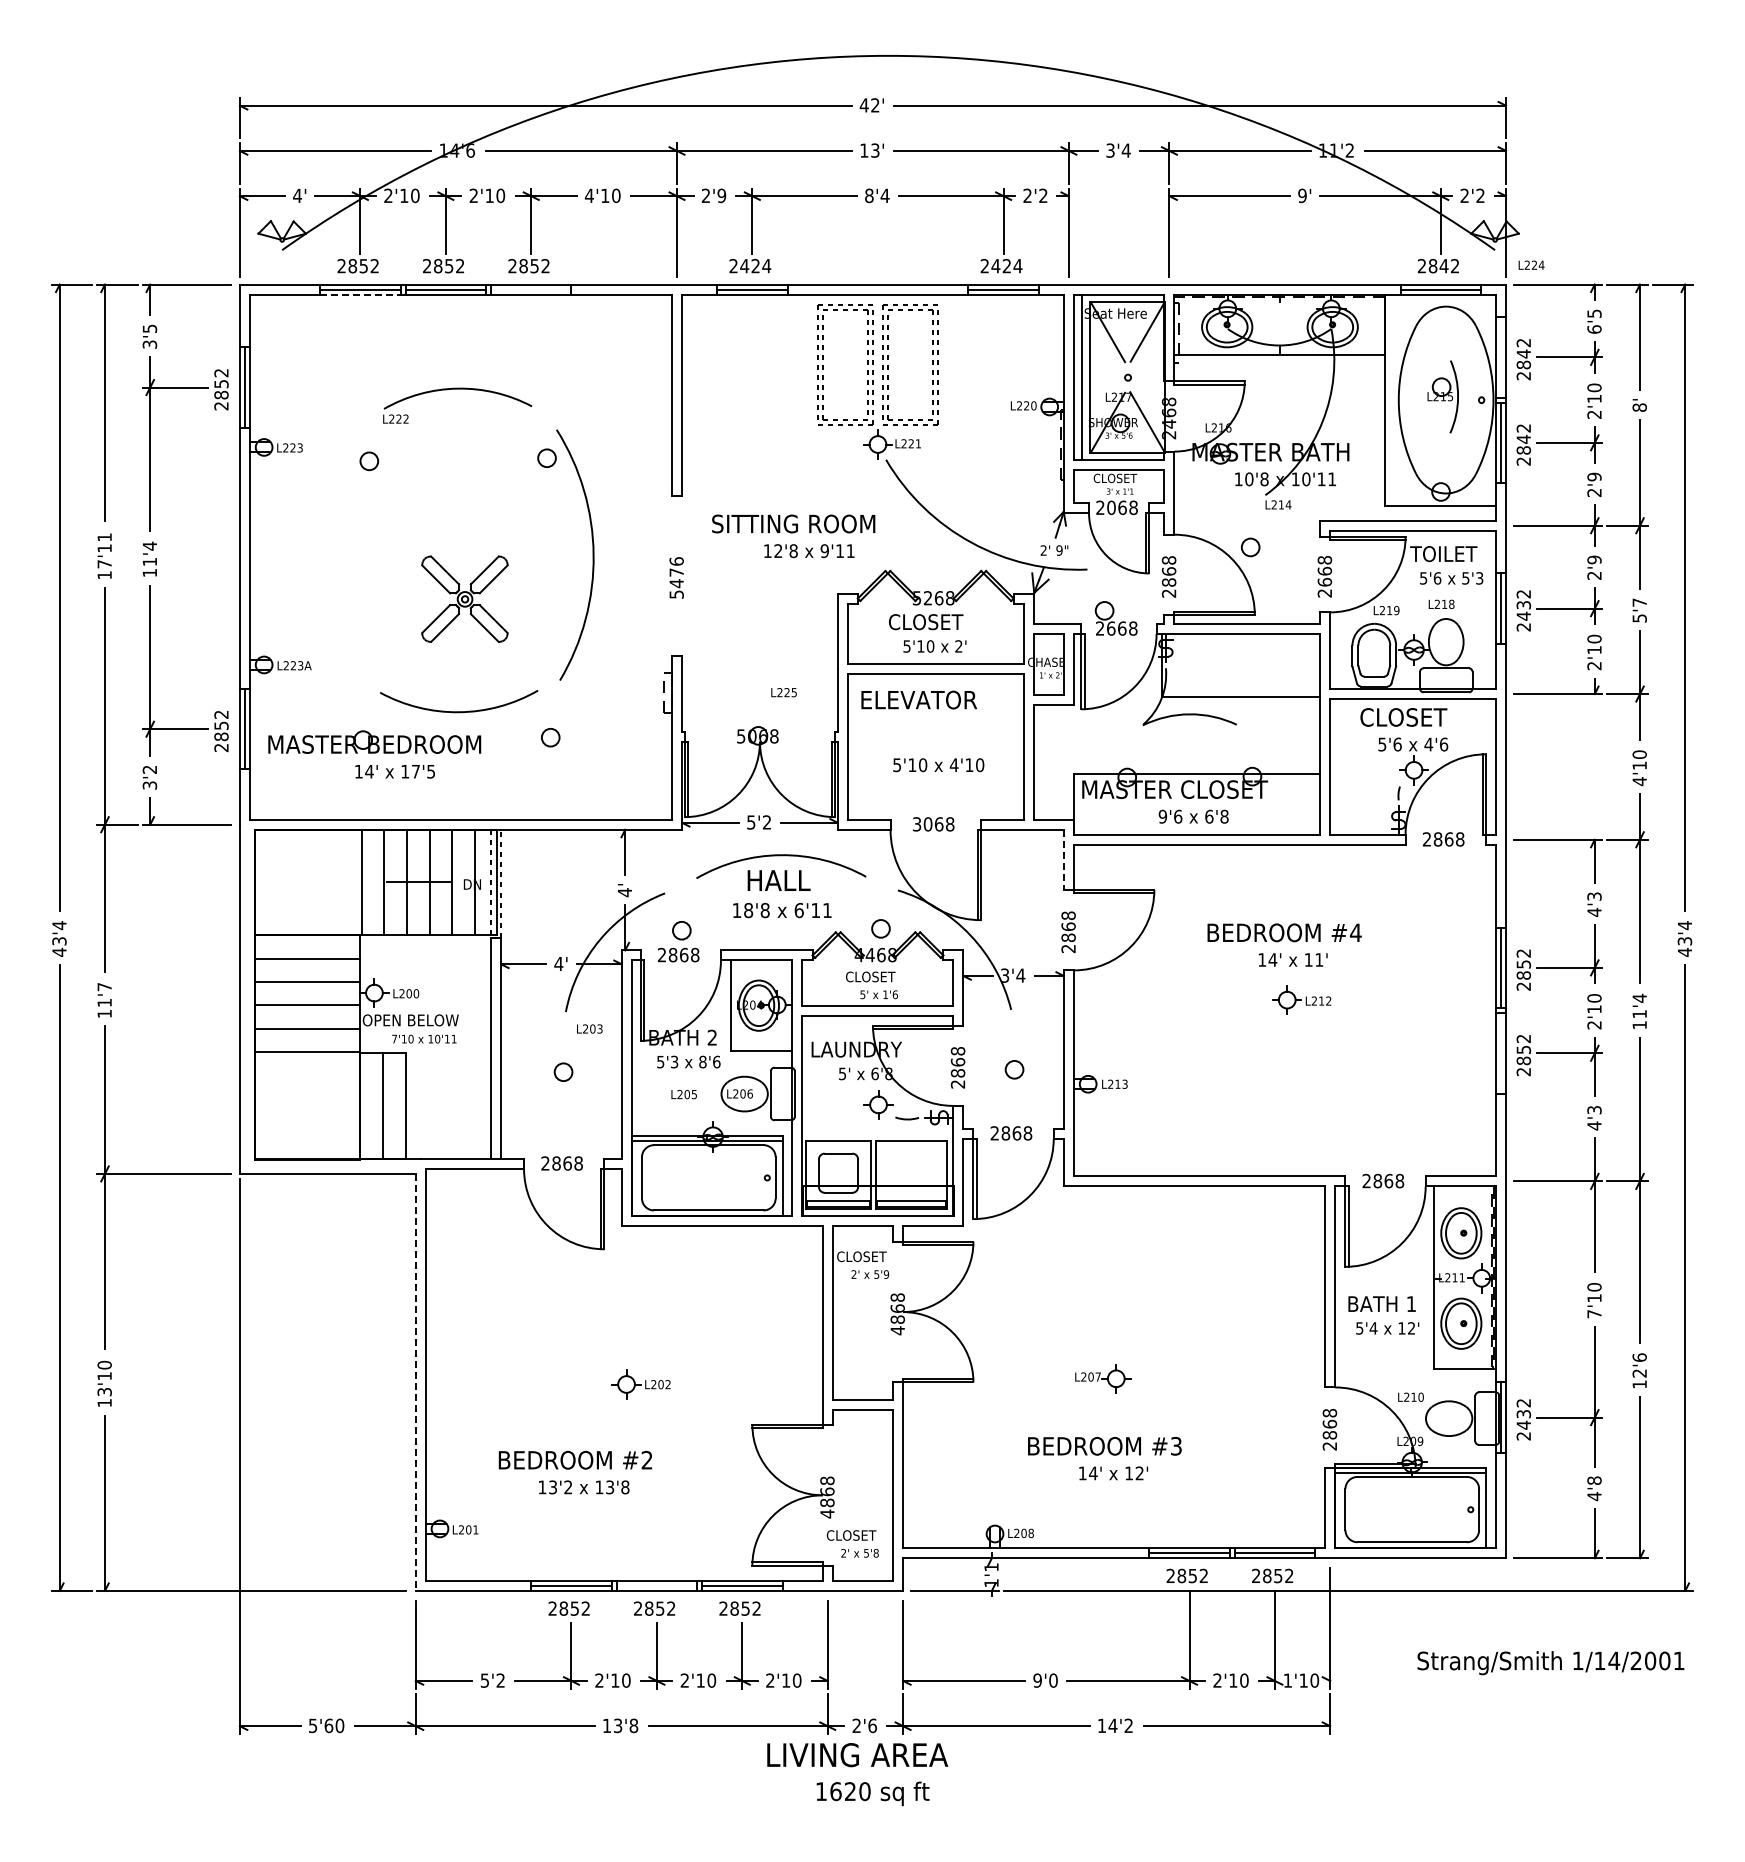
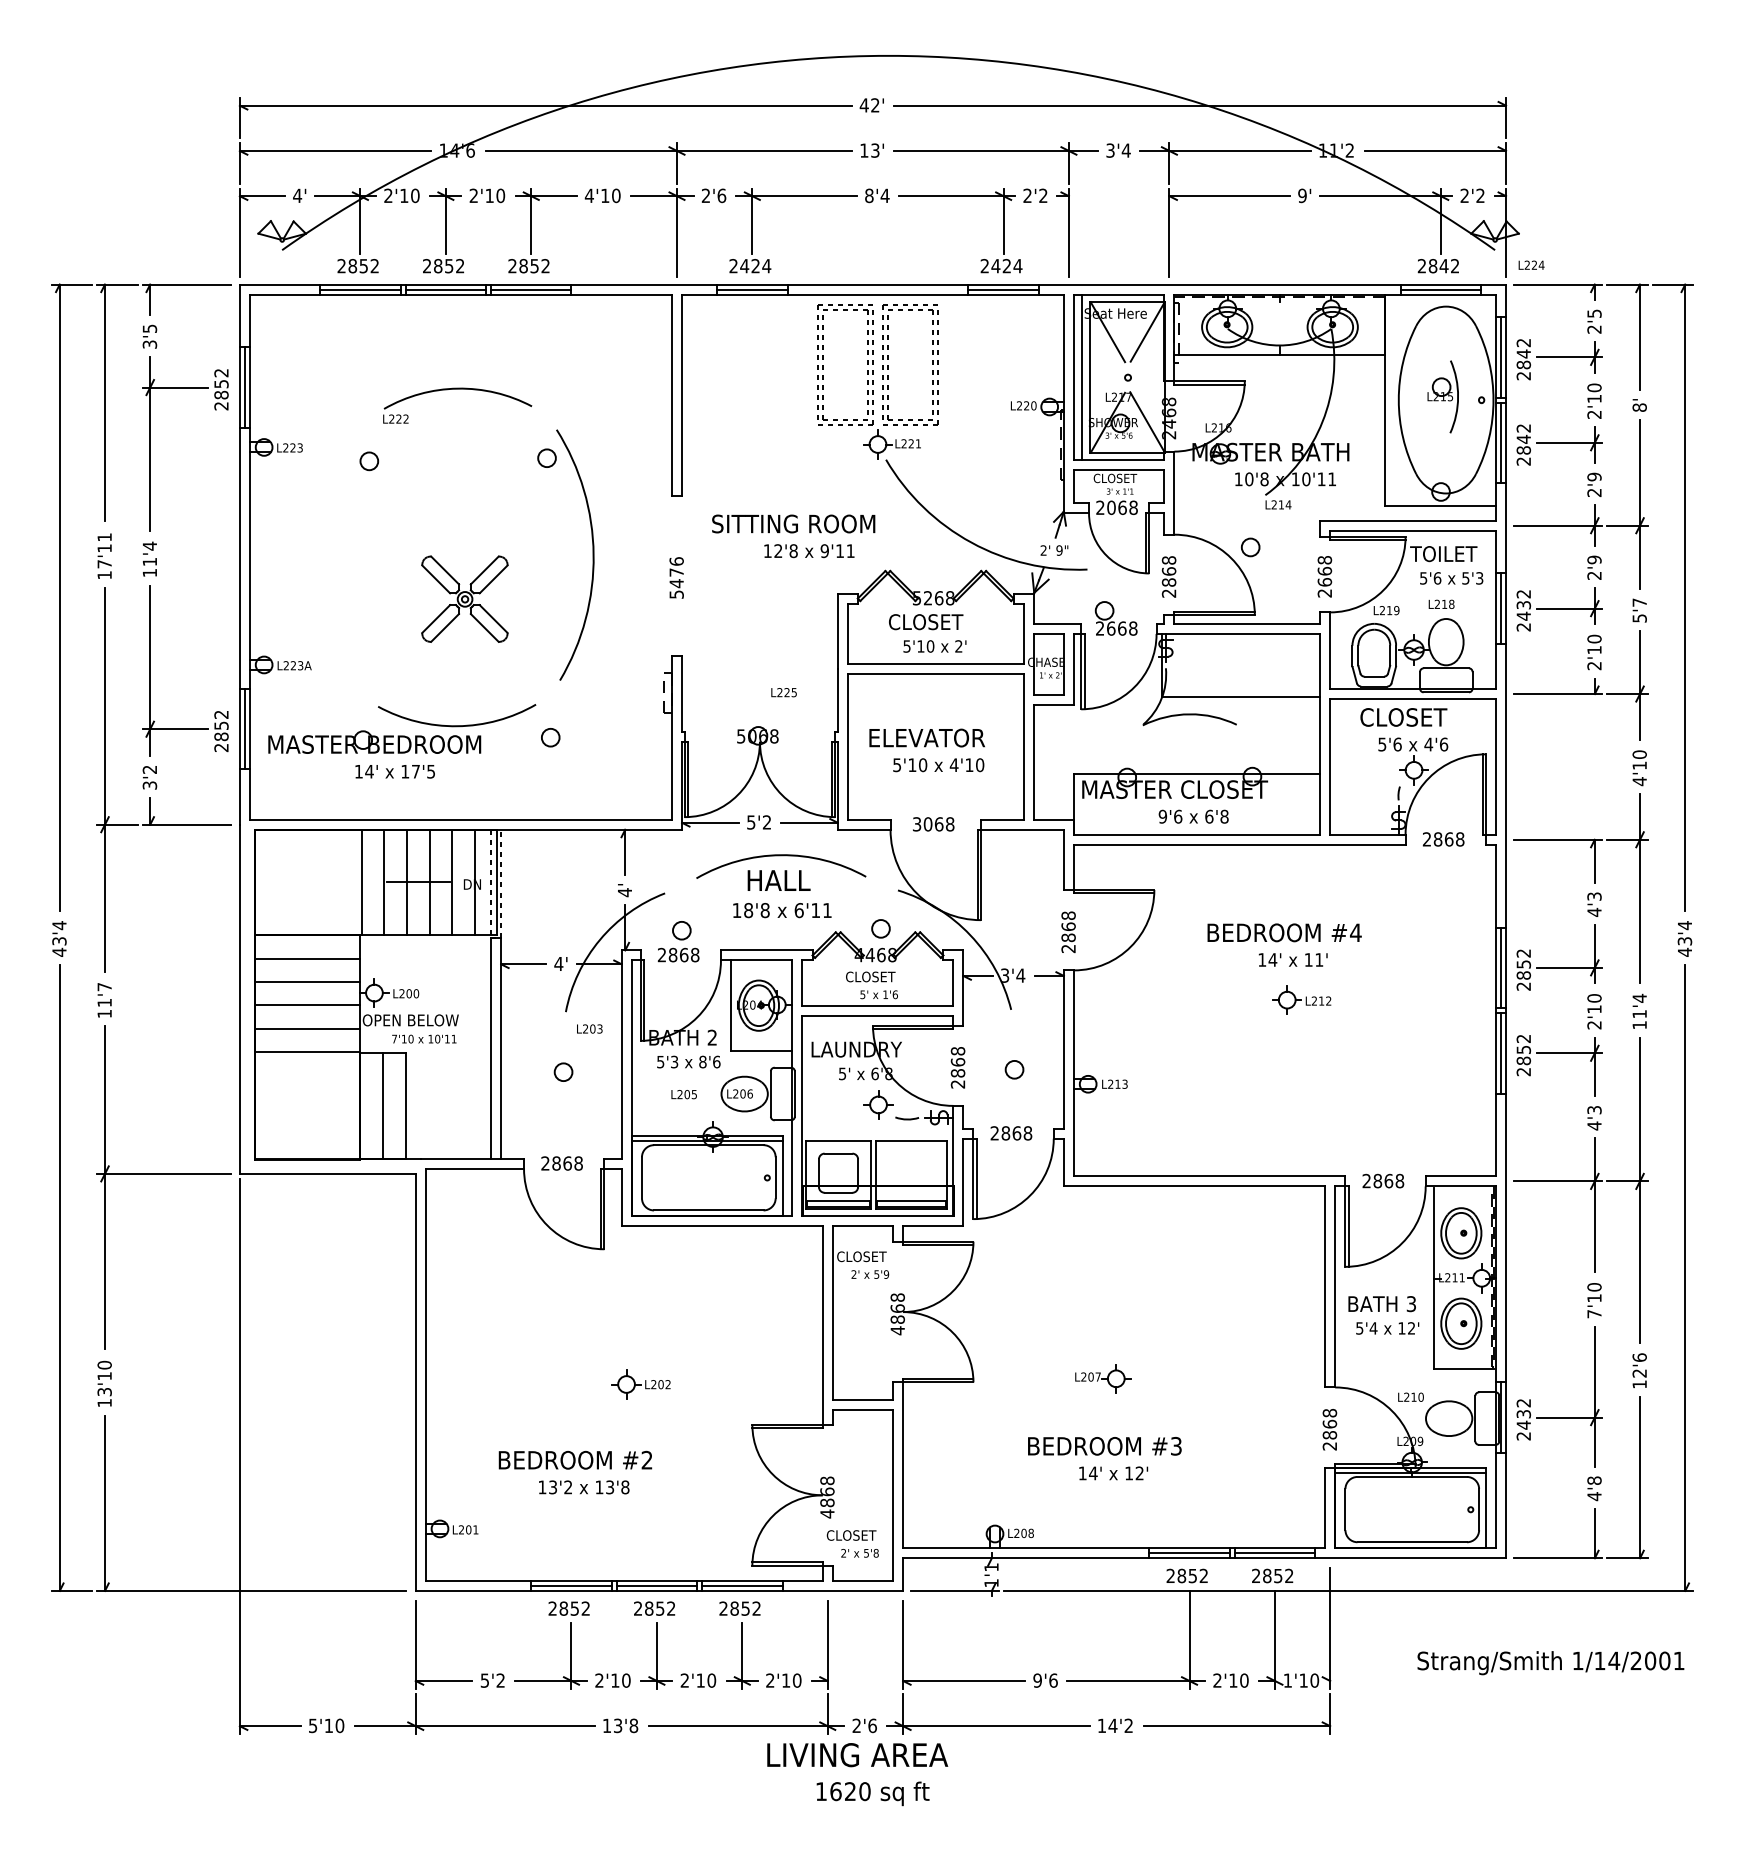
text: 2'9 -> 2'6 (721, 195)
line: none -> present (531, 289)
line: dashed -> solid (360, 294)
text: 6'5 -> 2'5 (1594, 329)
line: none -> present (1501, 357)
text position: (918, 699) -> (926, 737) (926, 737)
arc position: (459, 711) -> (457, 725) (457, 725)
line: dashed -> solid (1063, 860)
line: none -> present (1501, 1053)
text: 1 -> 3 (1410, 1304)
line: dashed -> solid (415, 1382)
line: none -> present (656, 1585)
text: 9'0 -> 9'6 (1053, 1680)
text: 5'60 -> 5'10 (328, 1725)
